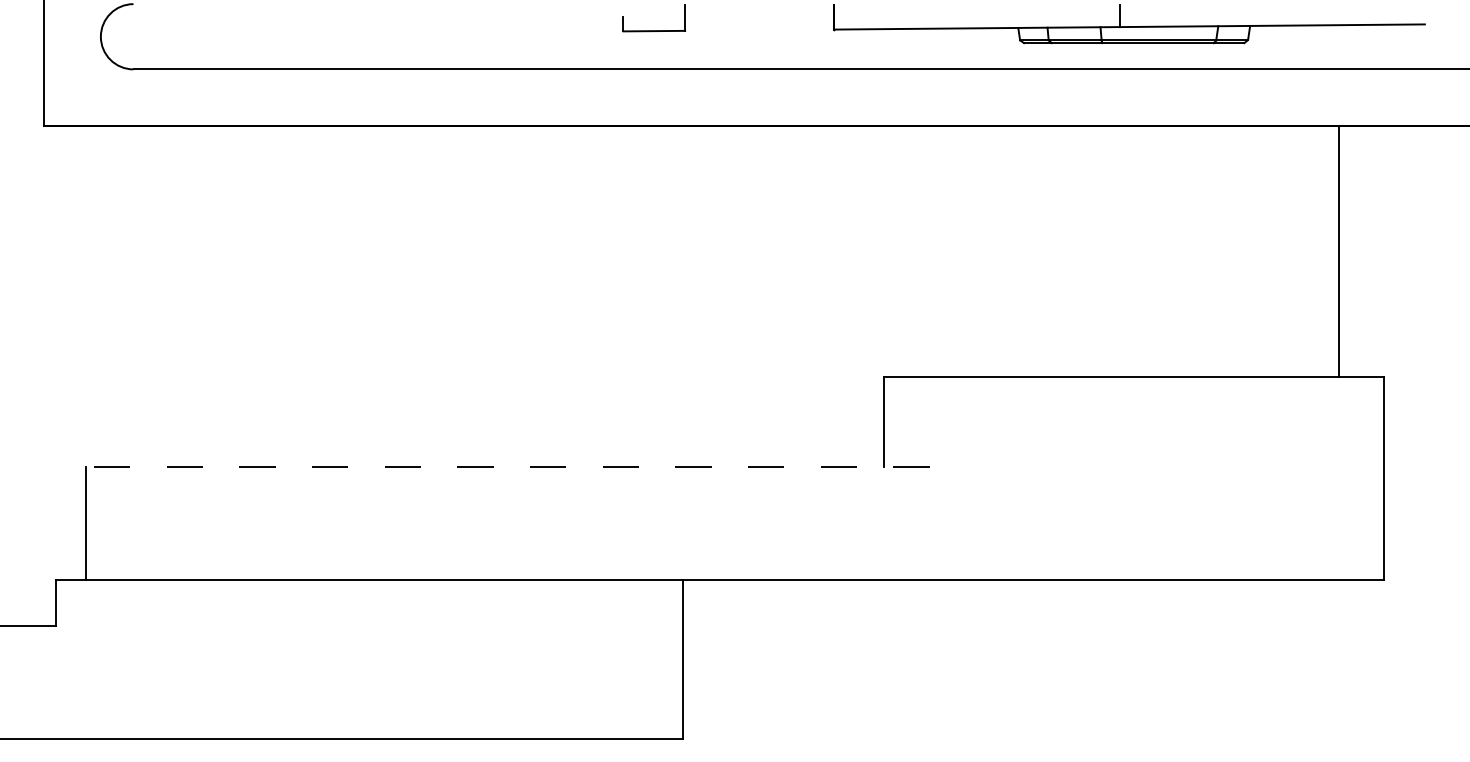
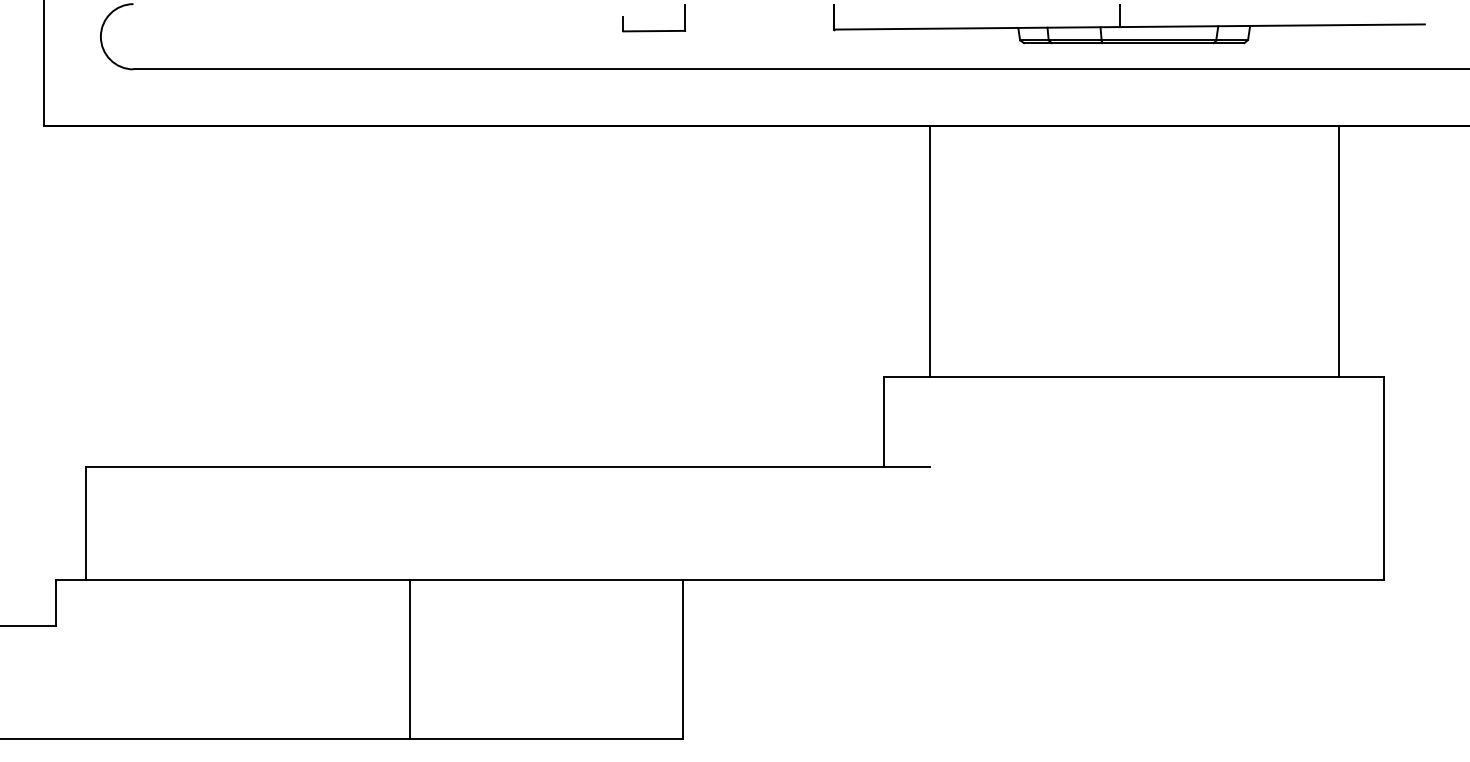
line: none -> present (929, 251)
line: dashed -> solid (507, 466)
line: none -> present (410, 659)
